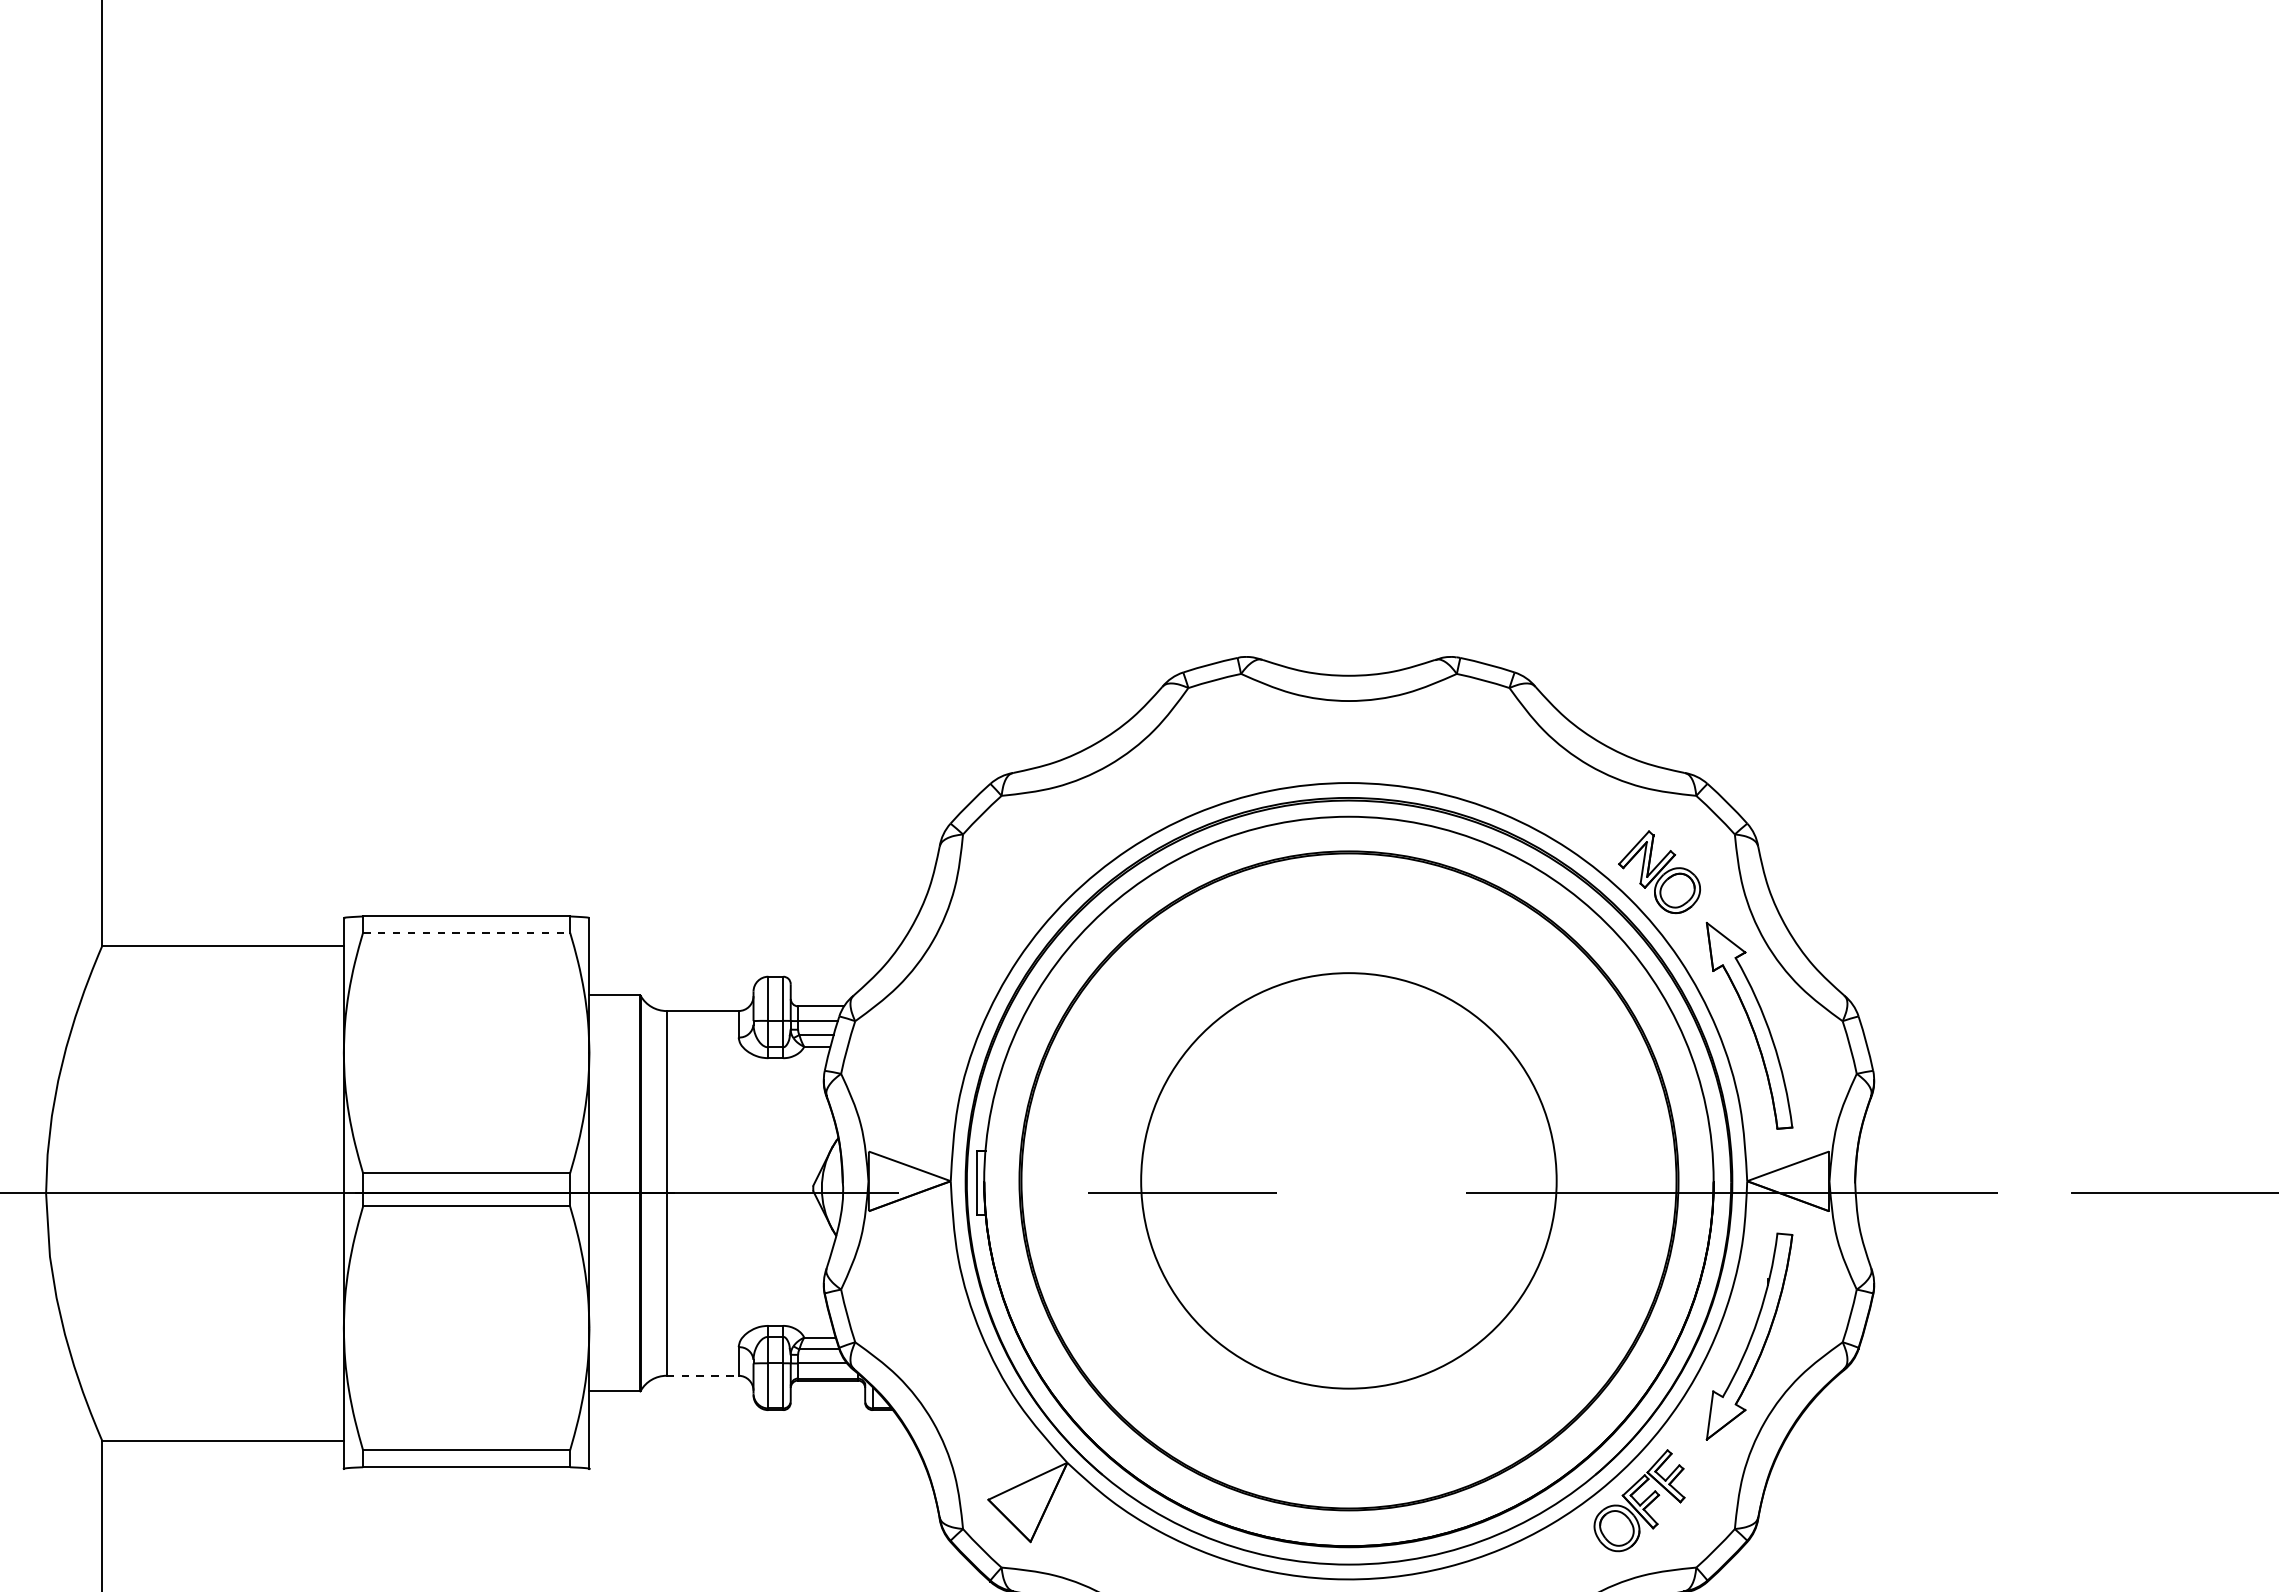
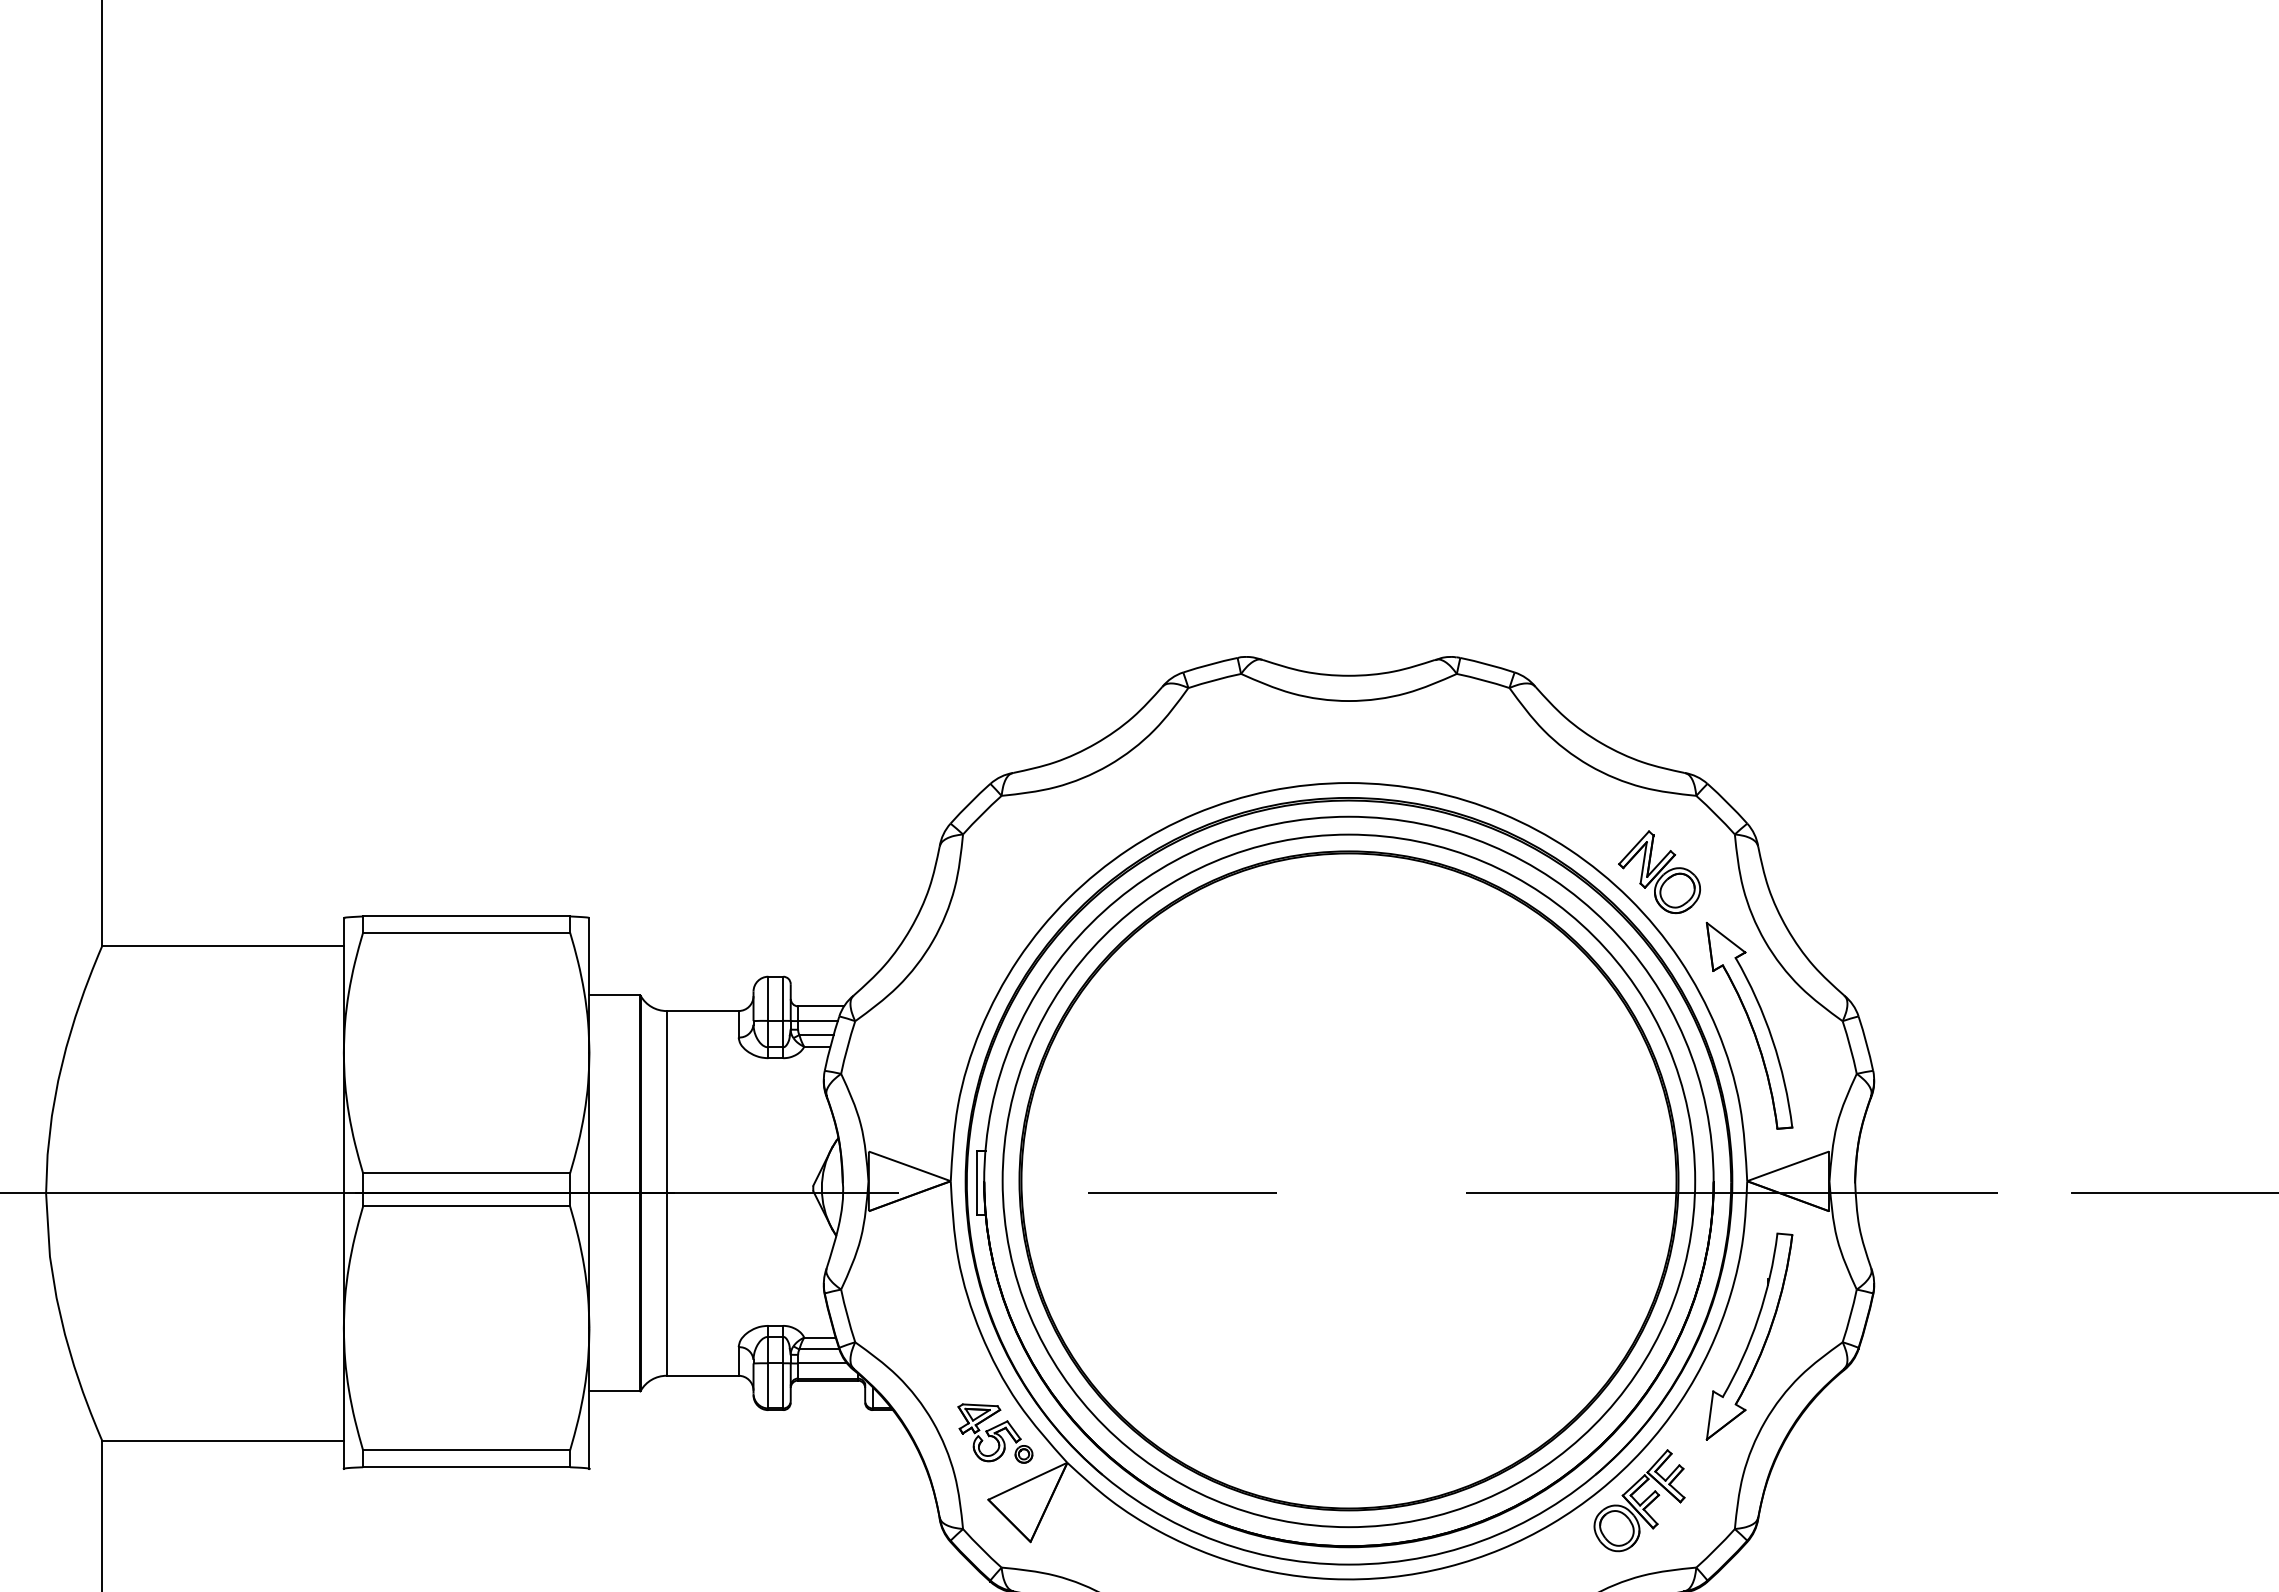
line: dashed -> solid (466, 932)
circle diameter: 416 px -> 693 px (1348, 1180)
line: dashed -> solid (702, 1375)
part: none -> present (995, 1433)
